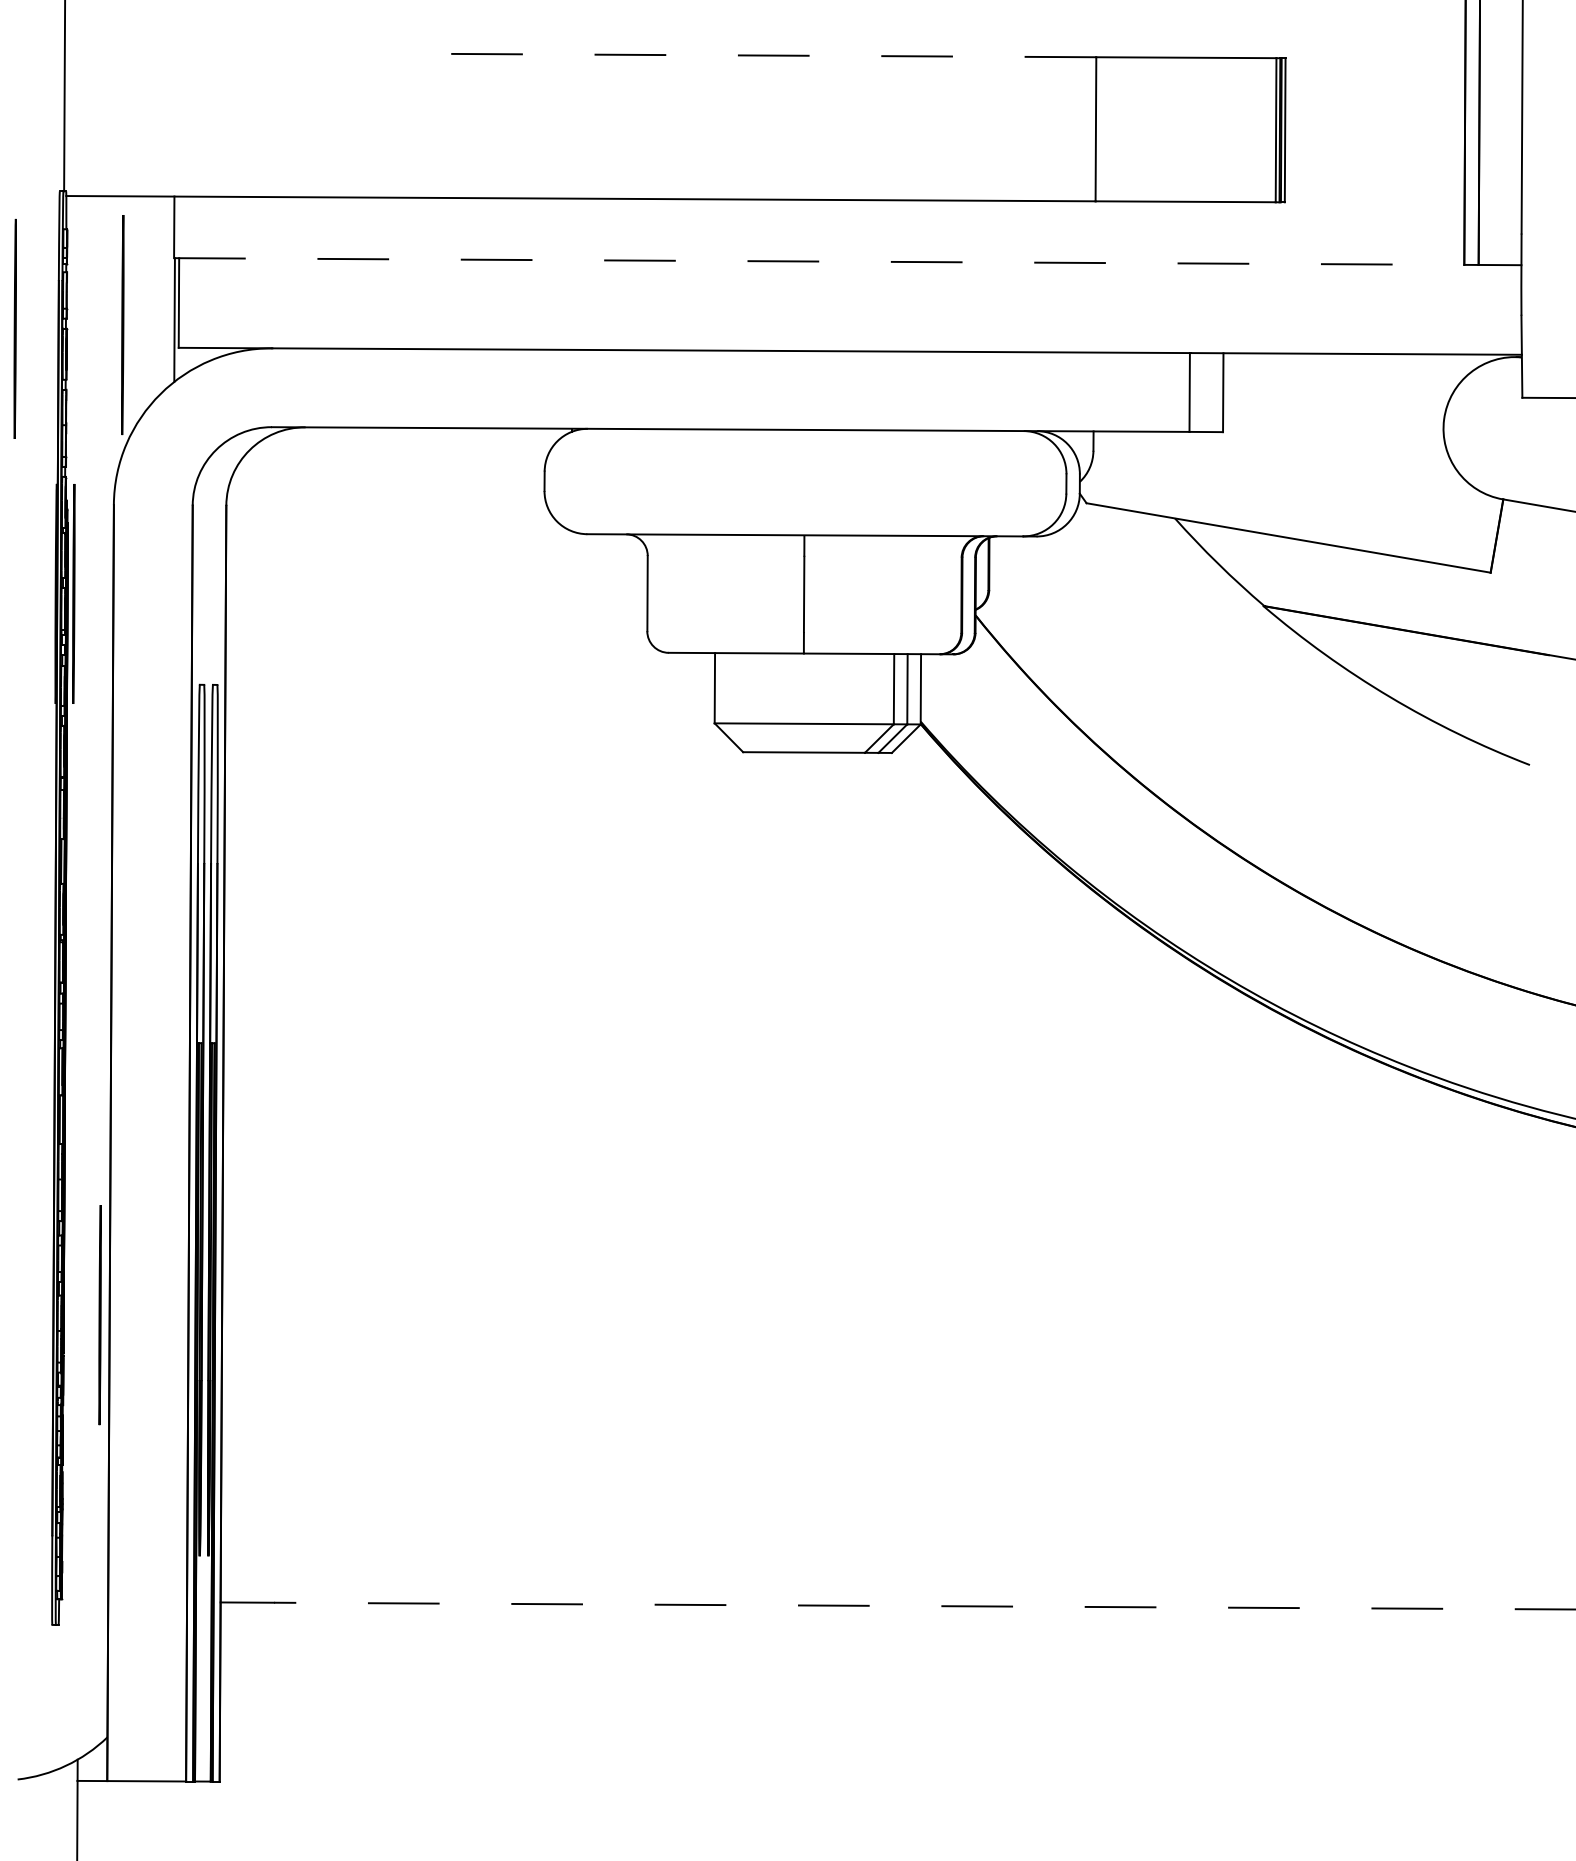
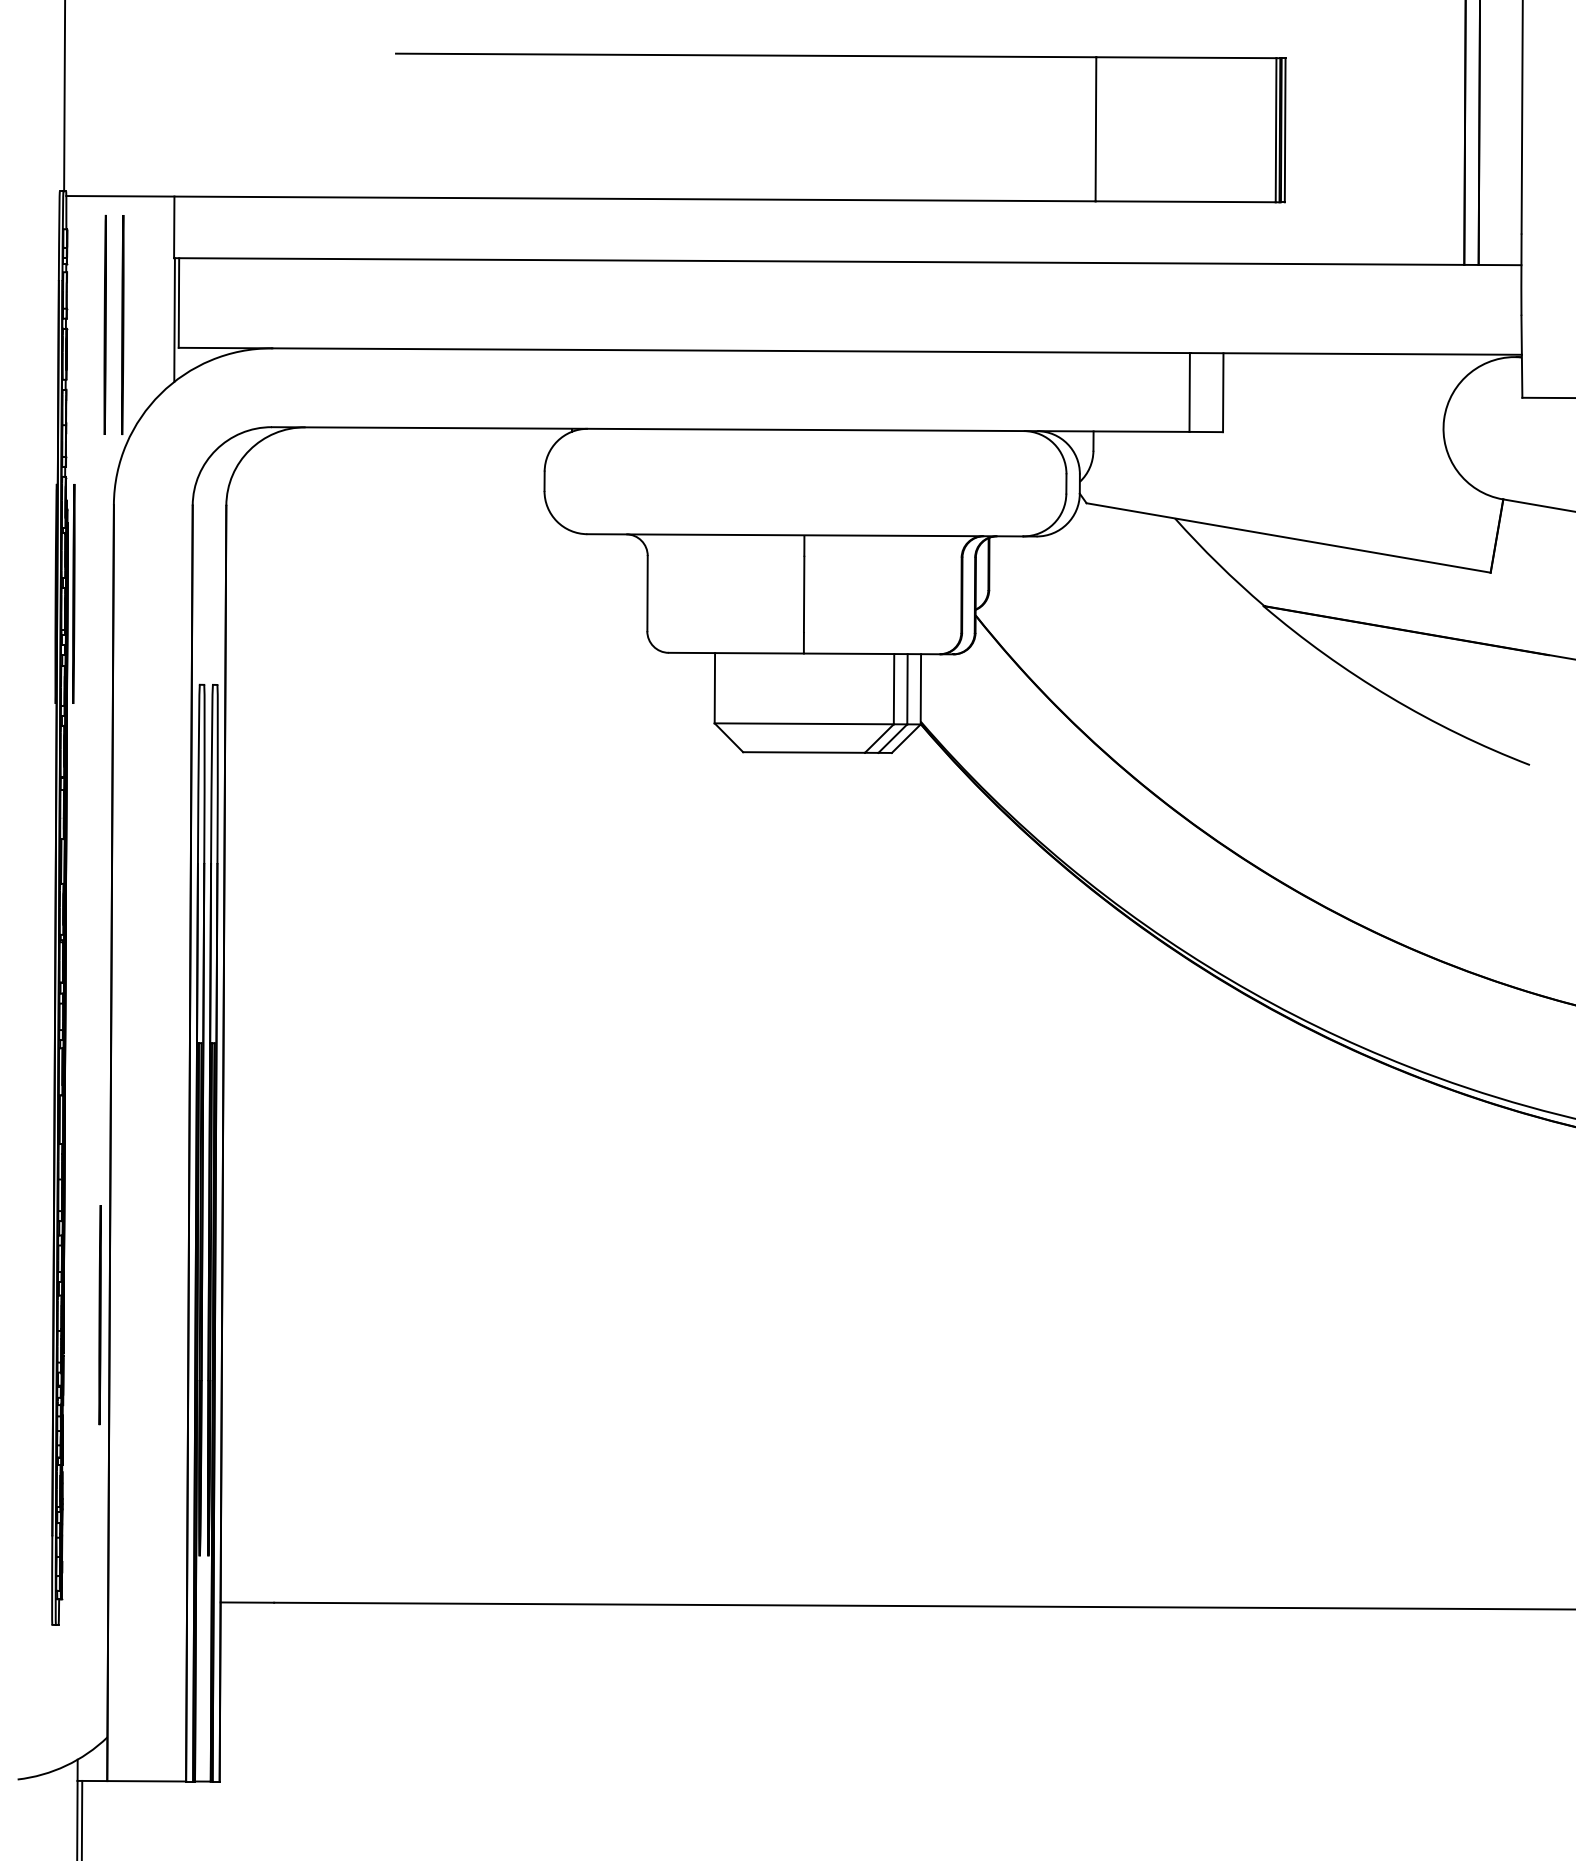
line: dashed -> solid (745, 55)
line: dashed -> solid (819, 261)
line position: (14, 328) -> (104, 324) (104, 324)
line: dashed -> solid (925, 1606)
line: none -> present (81, 1818)
